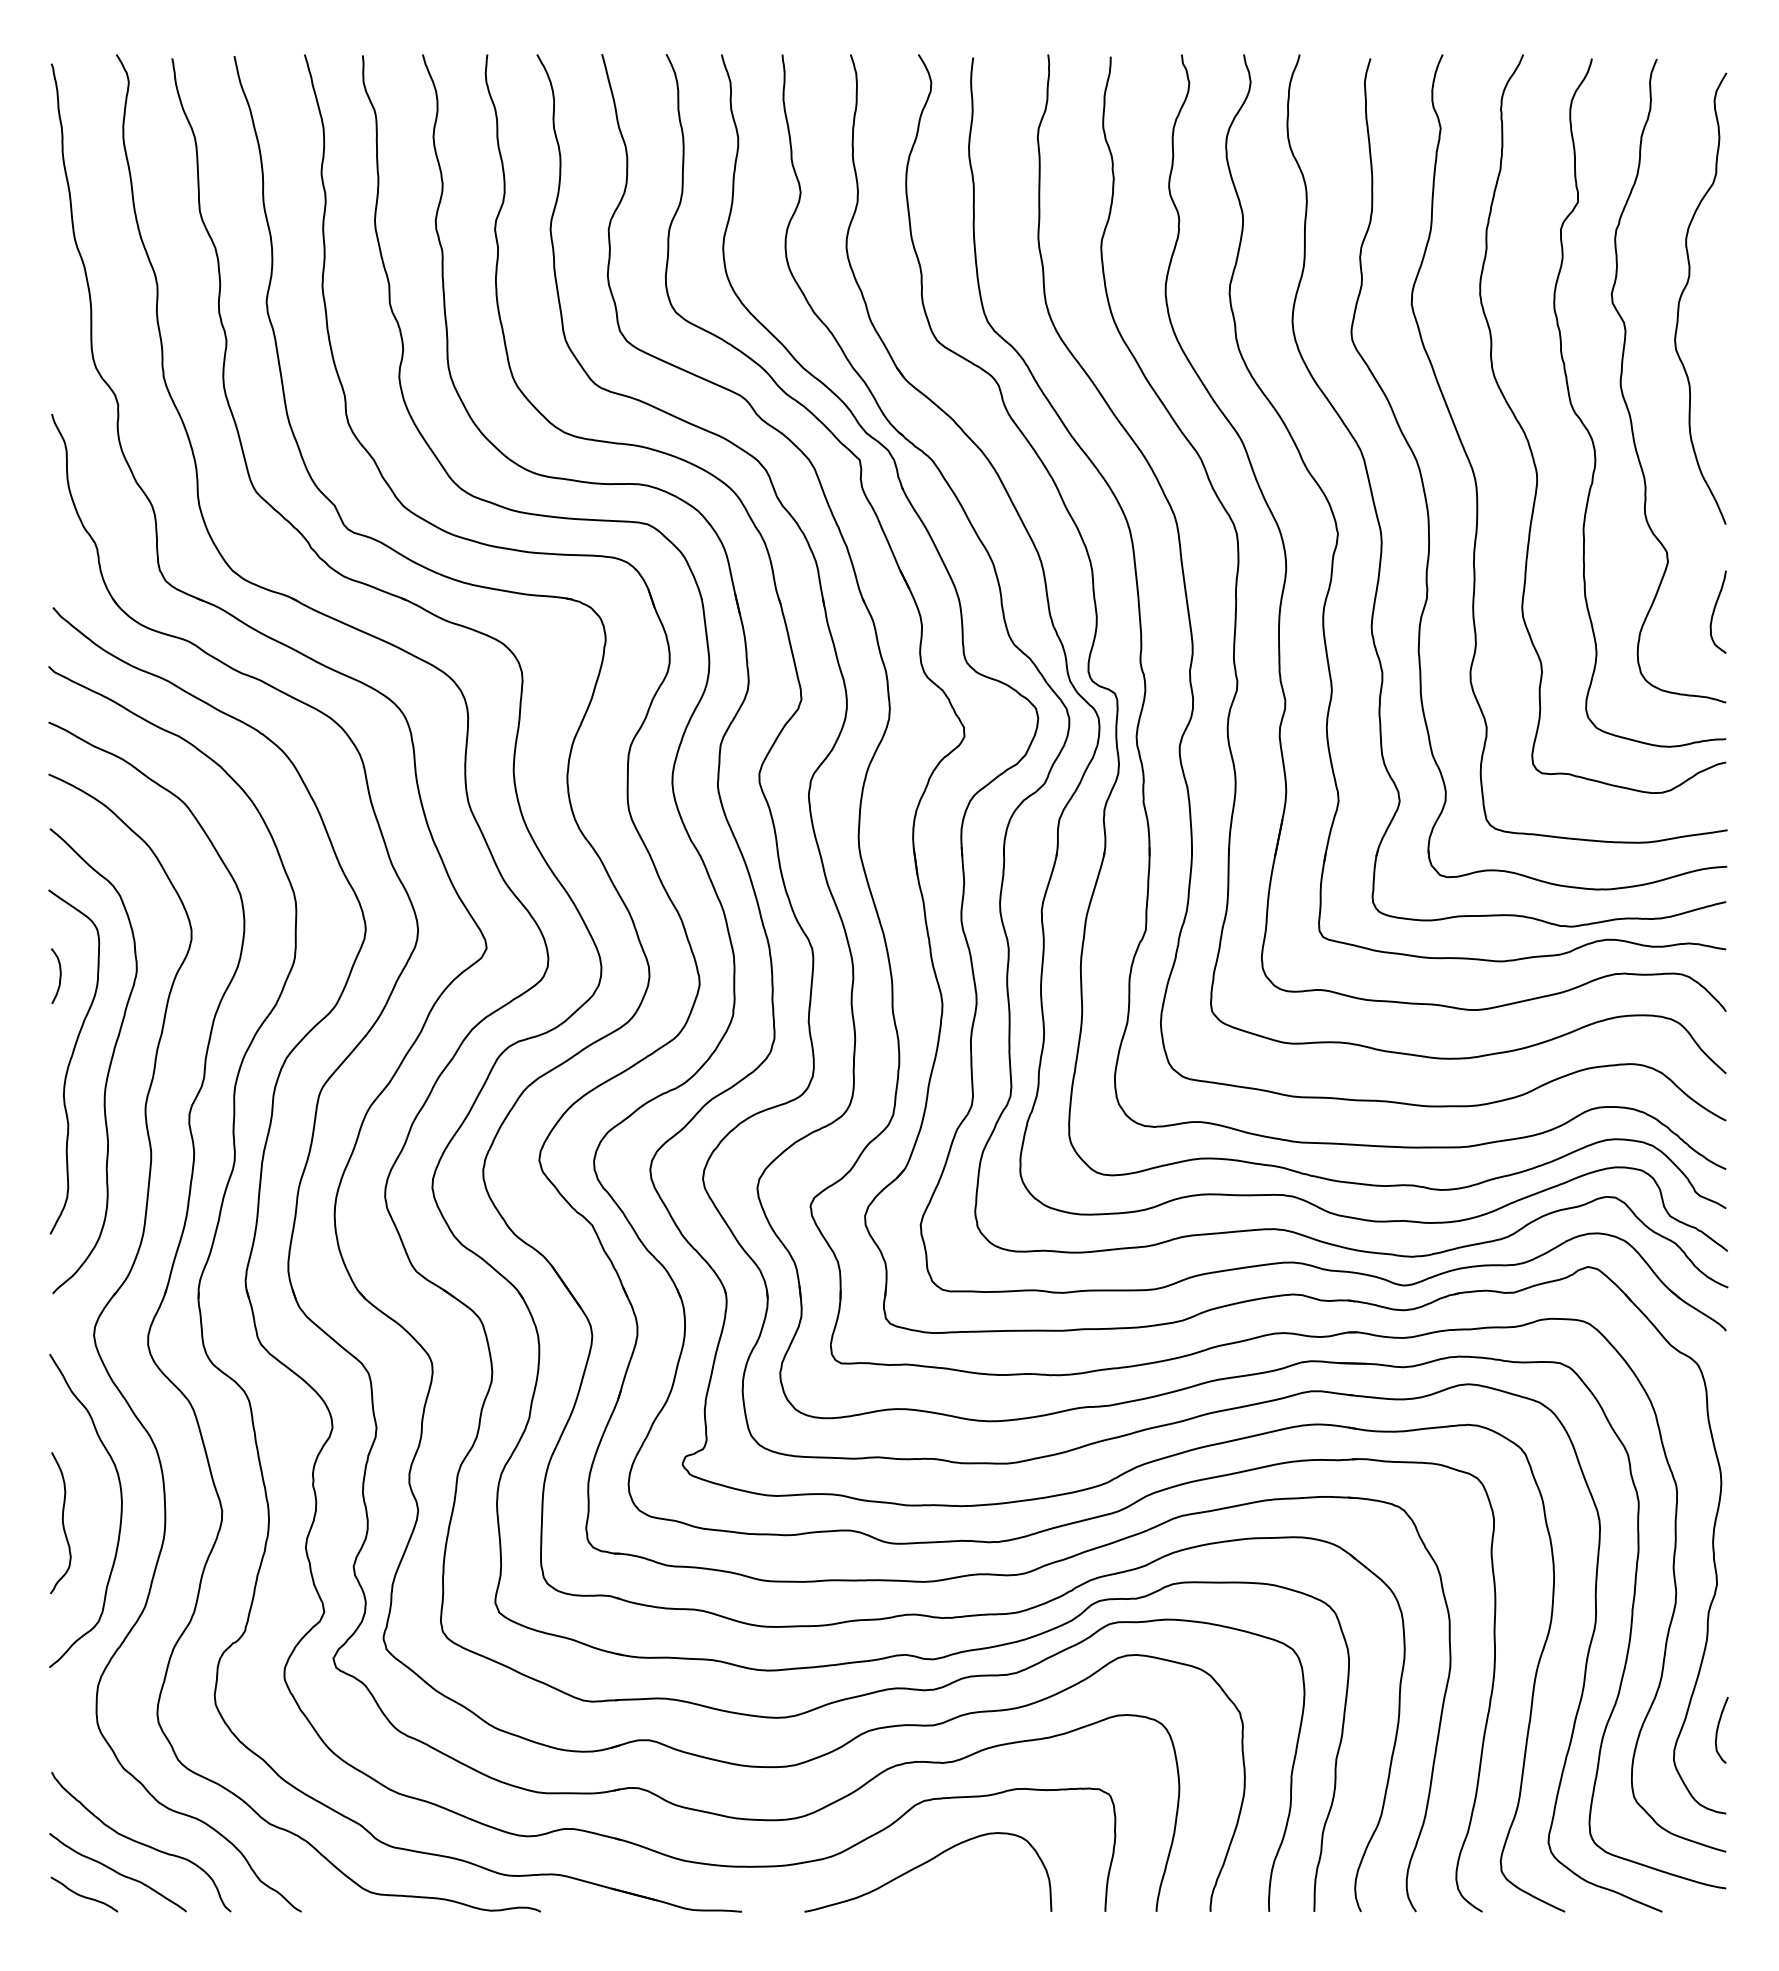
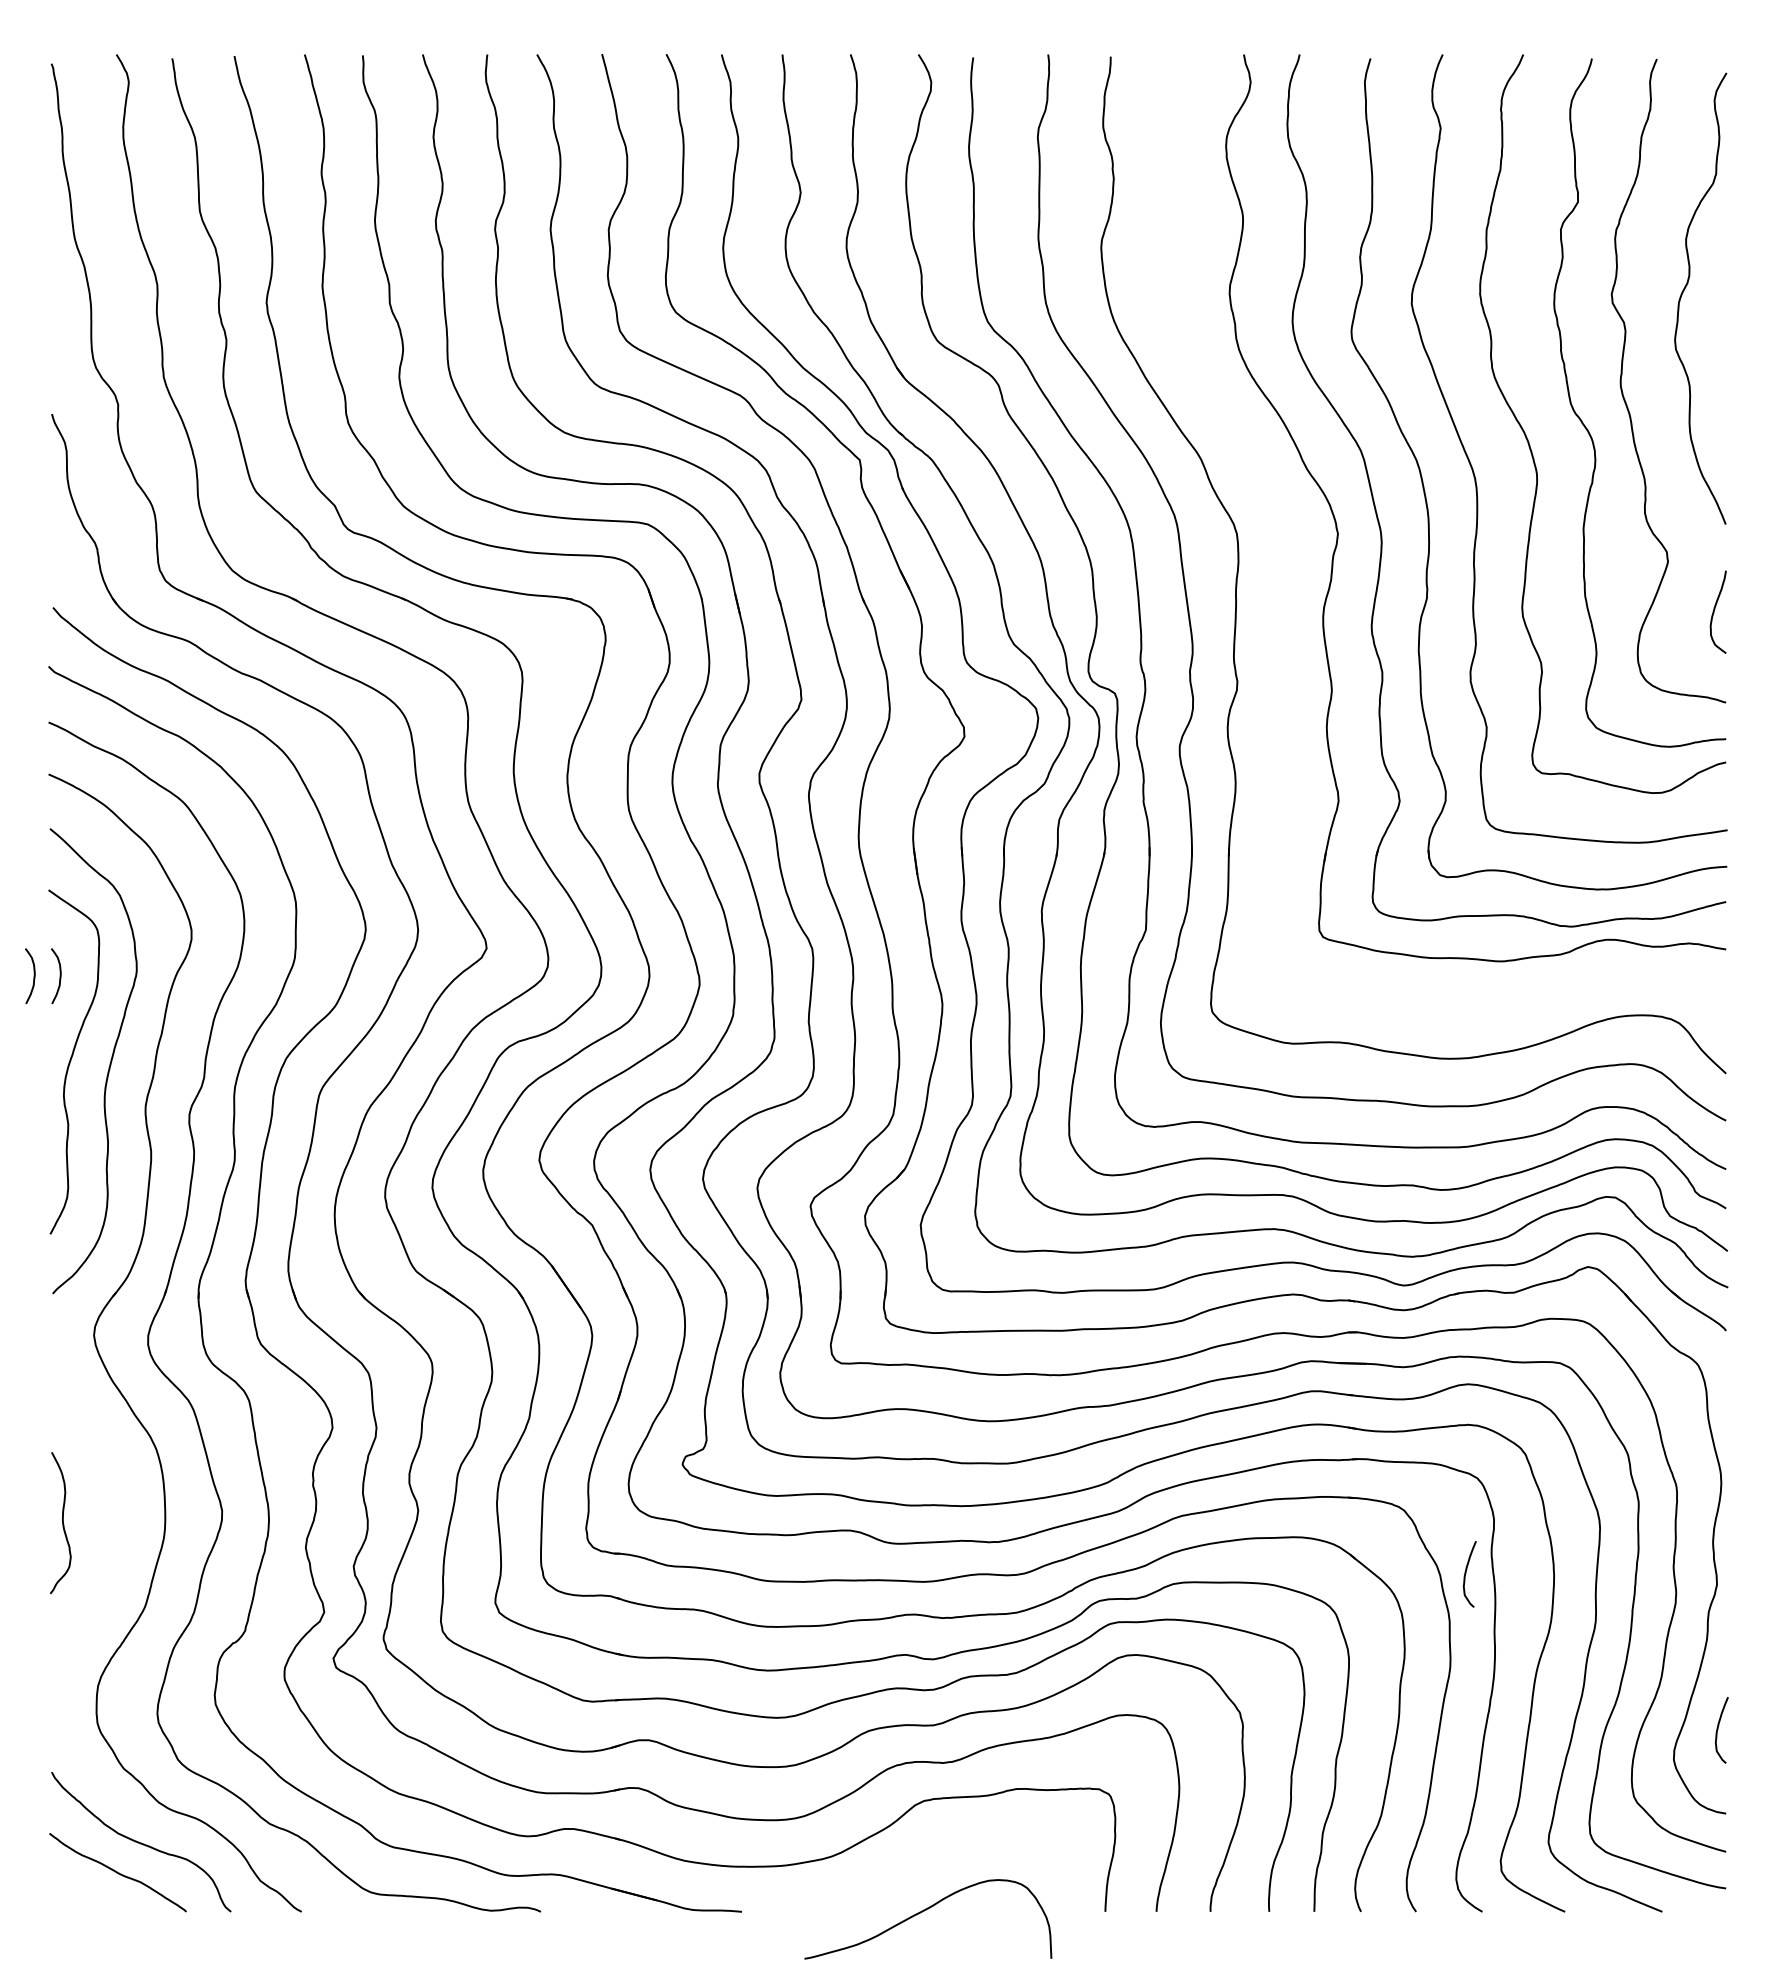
part: present -> none (1286, 553)
curve: none -> present (33, 976)
curve: present -> none (120, 1510)
curve: none -> present (1466, 1574)
part position: (924, 1864) -> (924, 1911) (924, 1911)
curve: present -> none (83, 1895)
